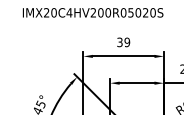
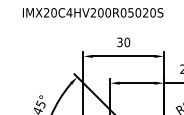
text: 39 -> 30 (126, 42)
